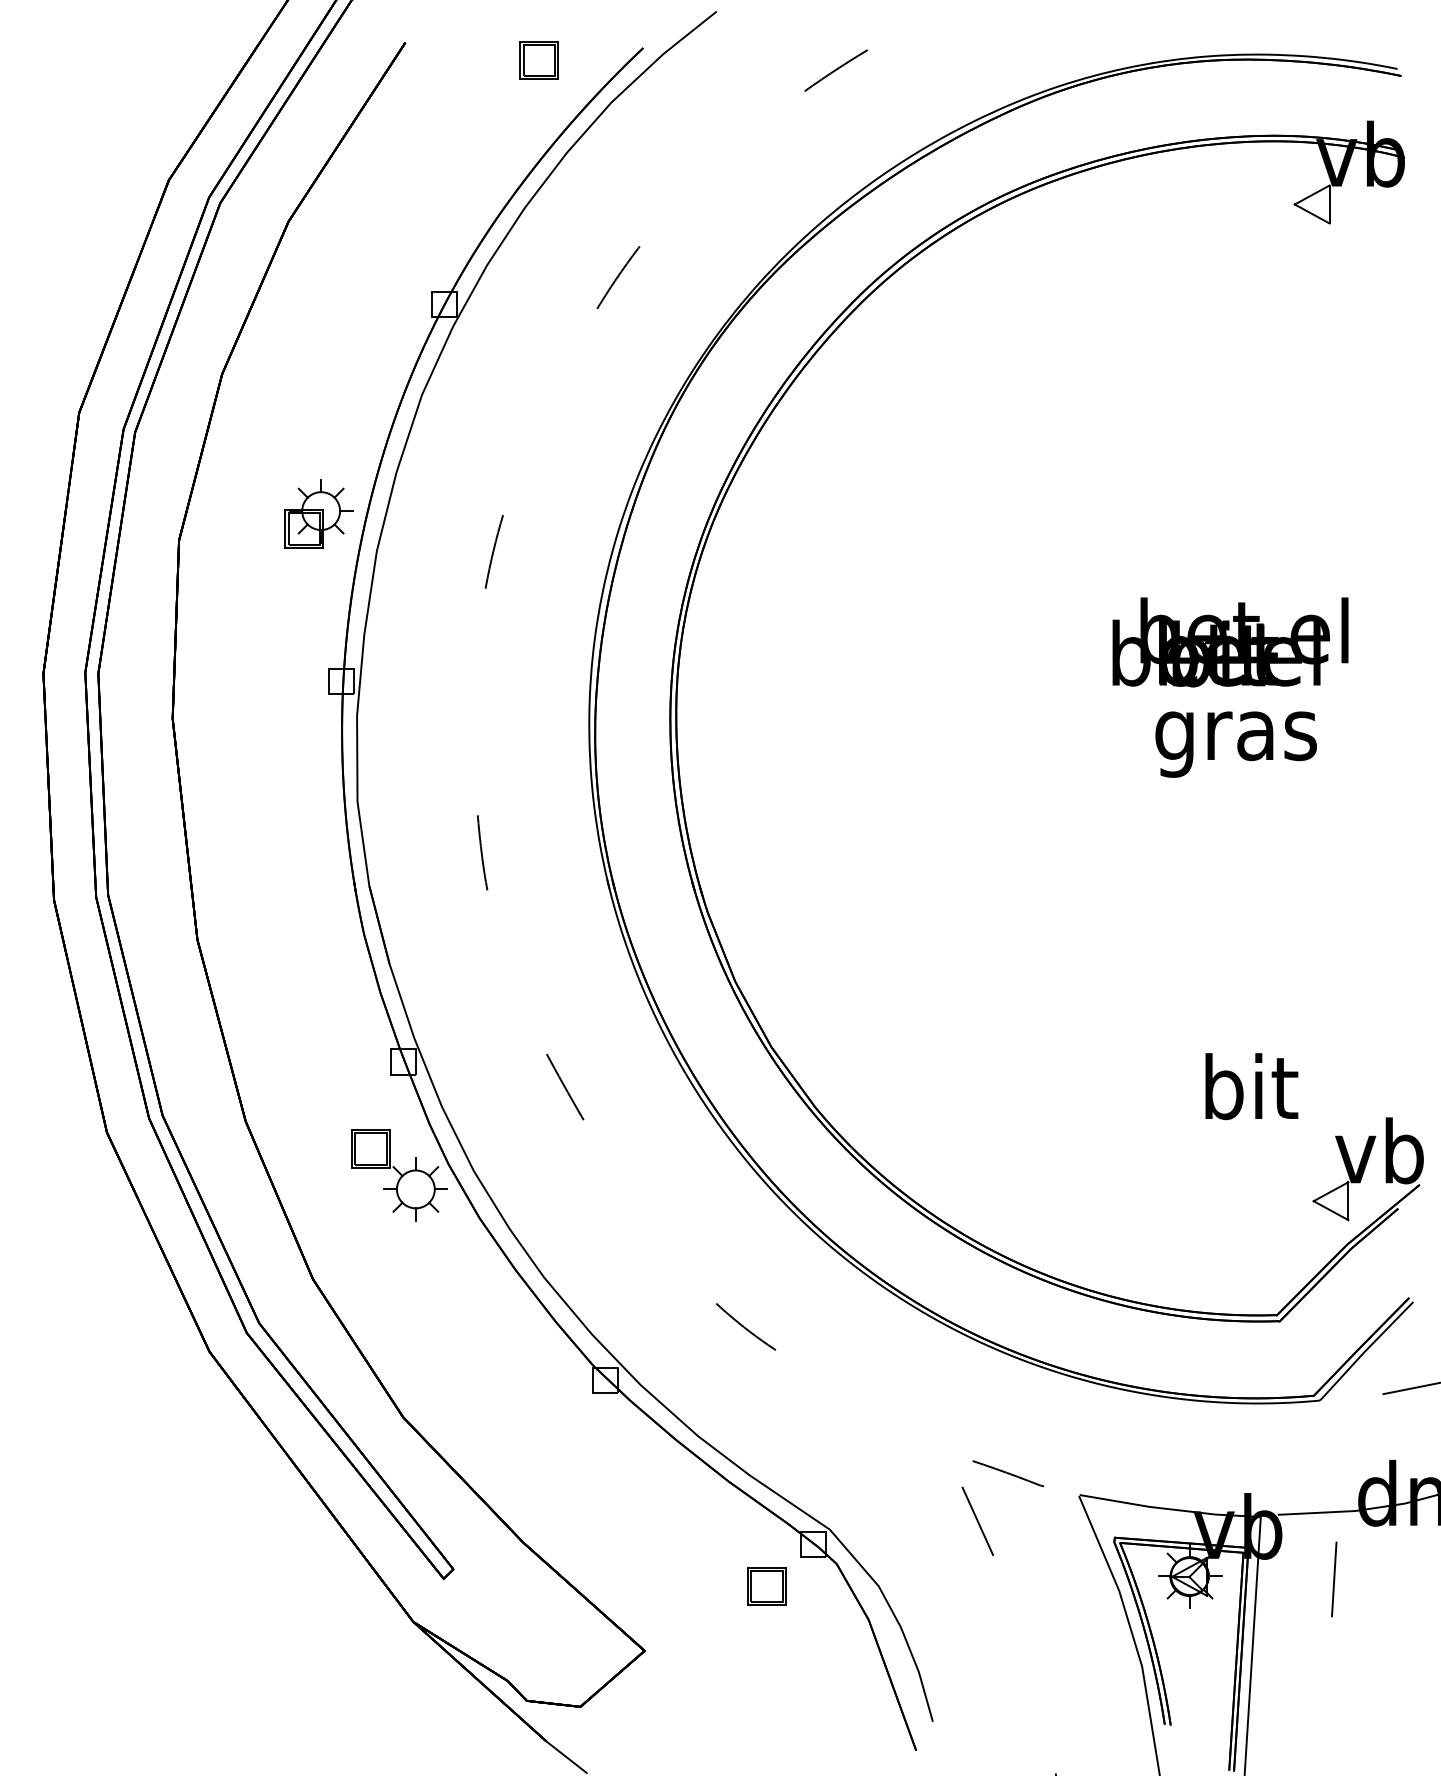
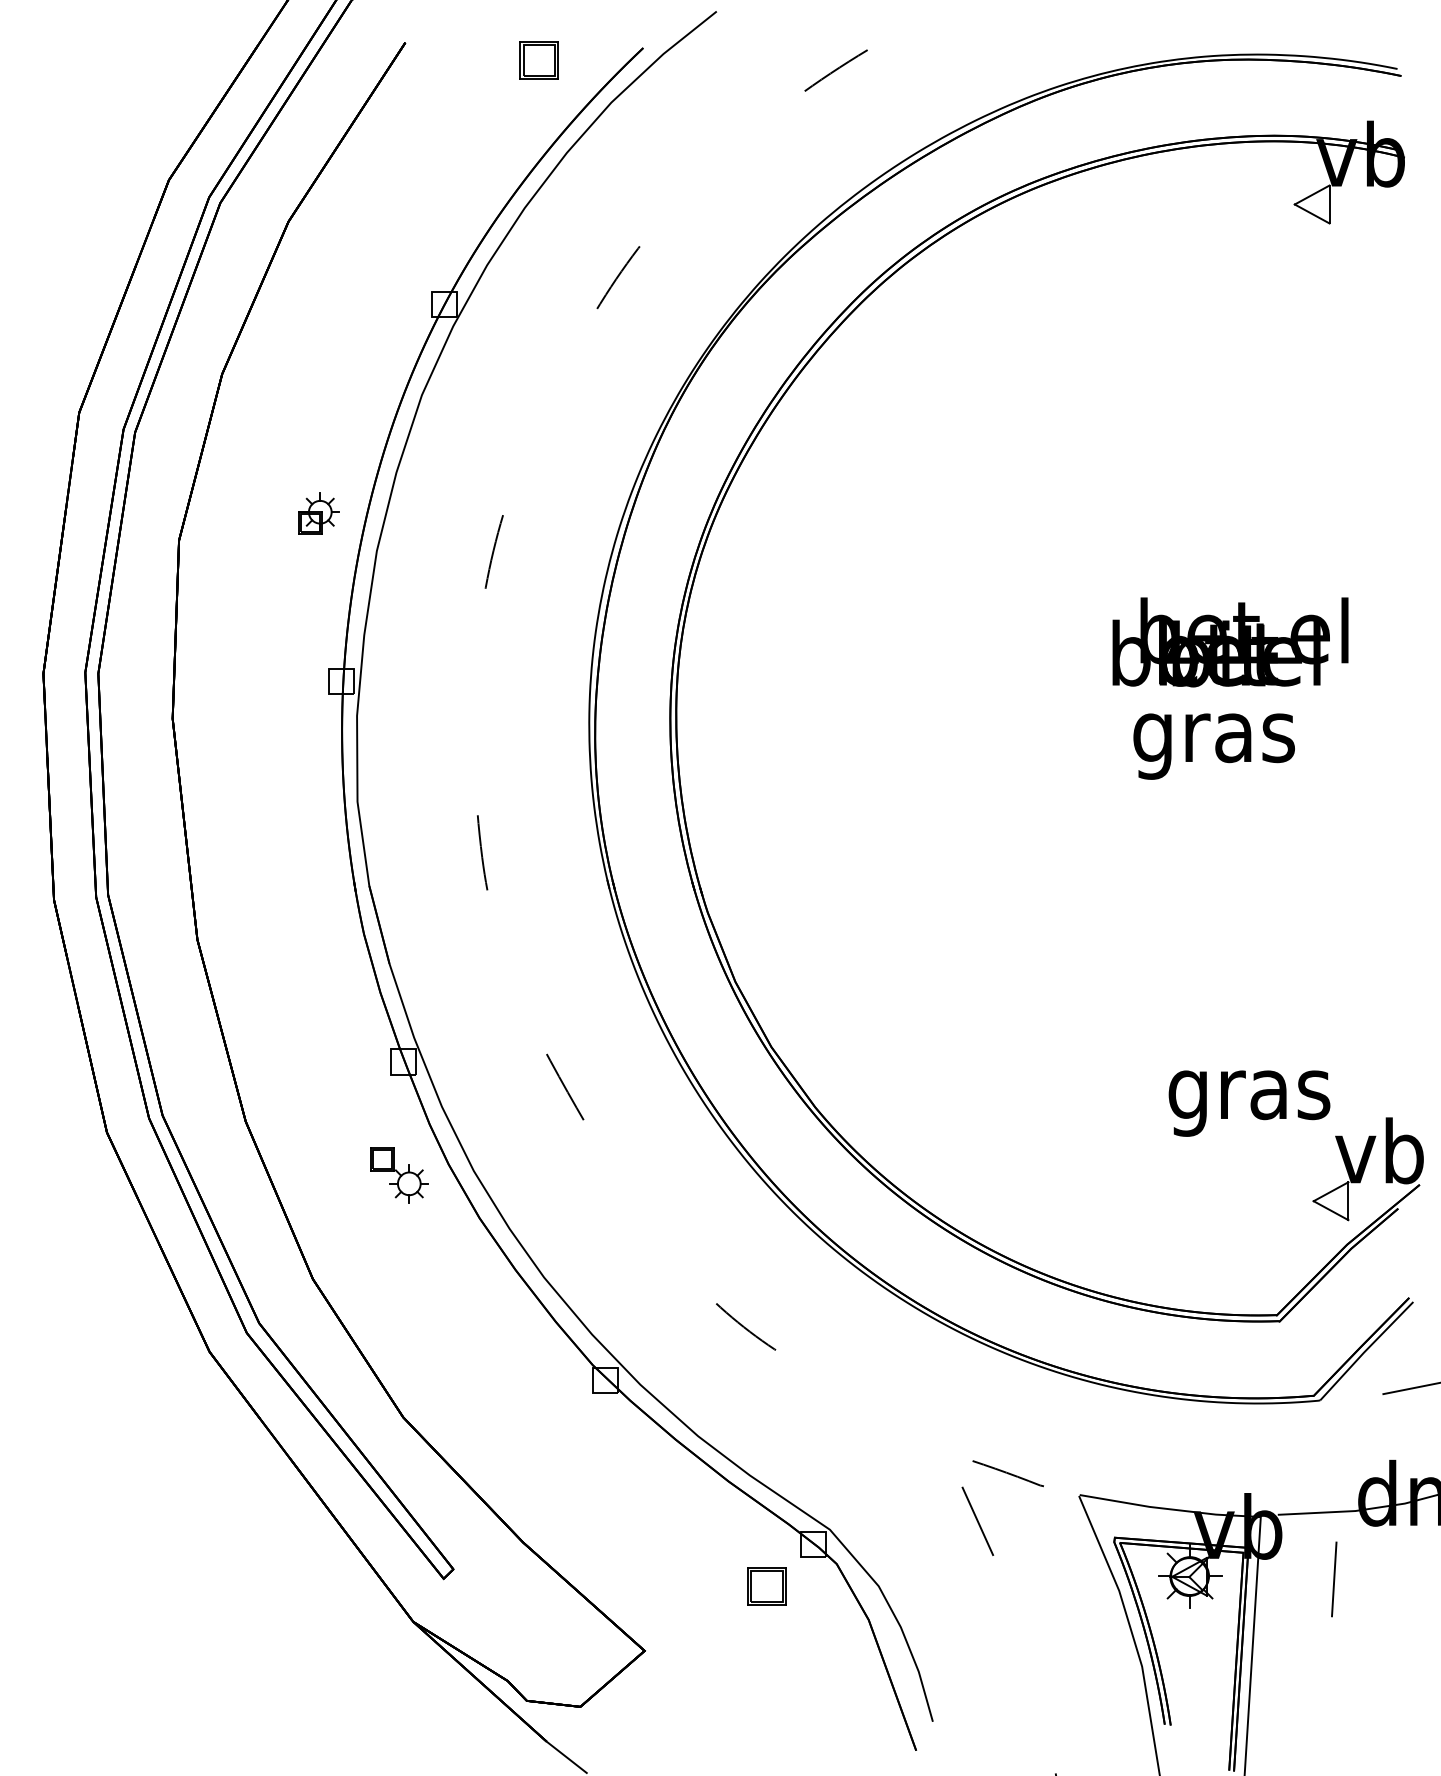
part size: 70x70 px -> 42x43 px (318, 513)
text position: (1235, 744) -> (1213, 746) (1213, 746)
text: bit -> gras (1249, 1094)
part size: 97x93 px -> 59x57 px (399, 1175)
